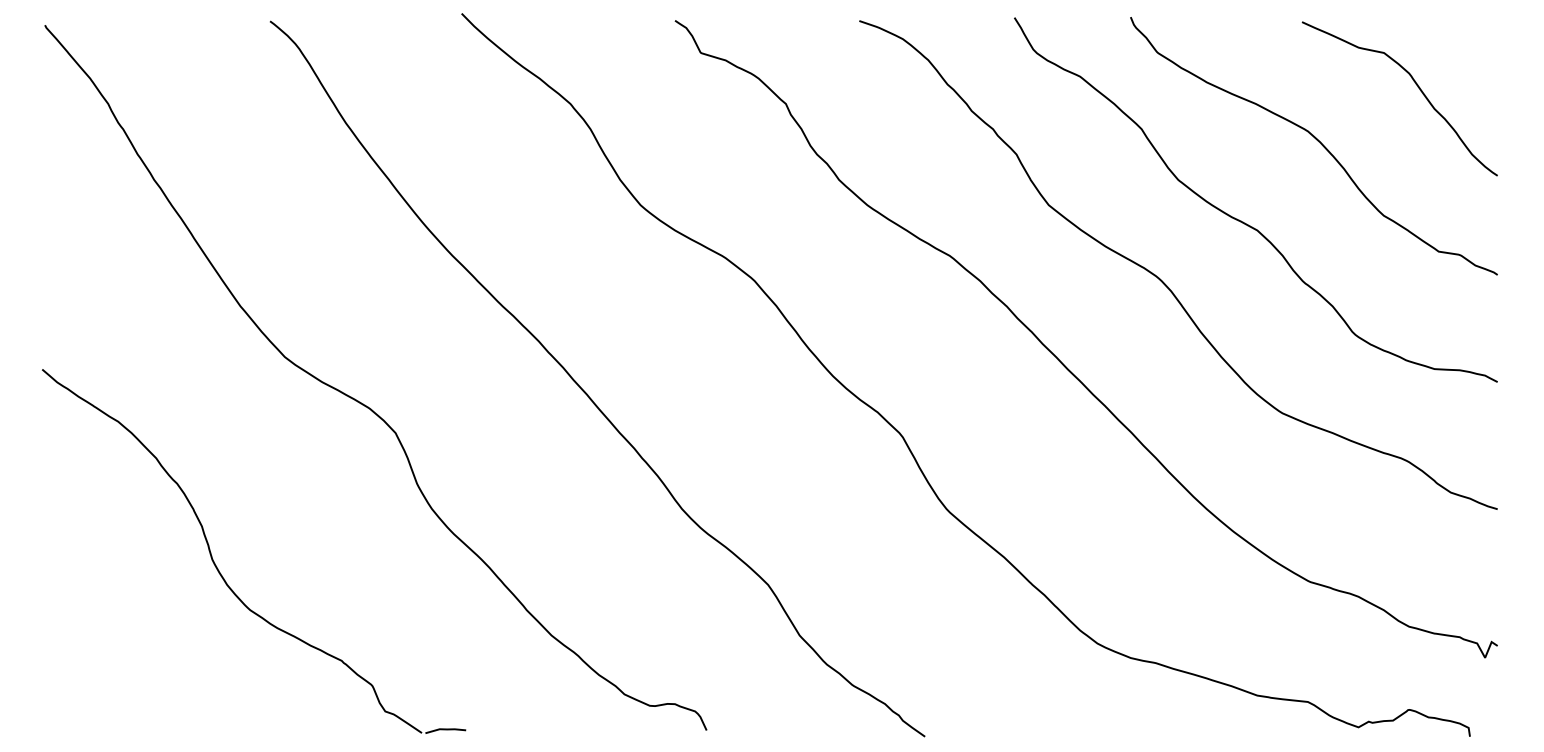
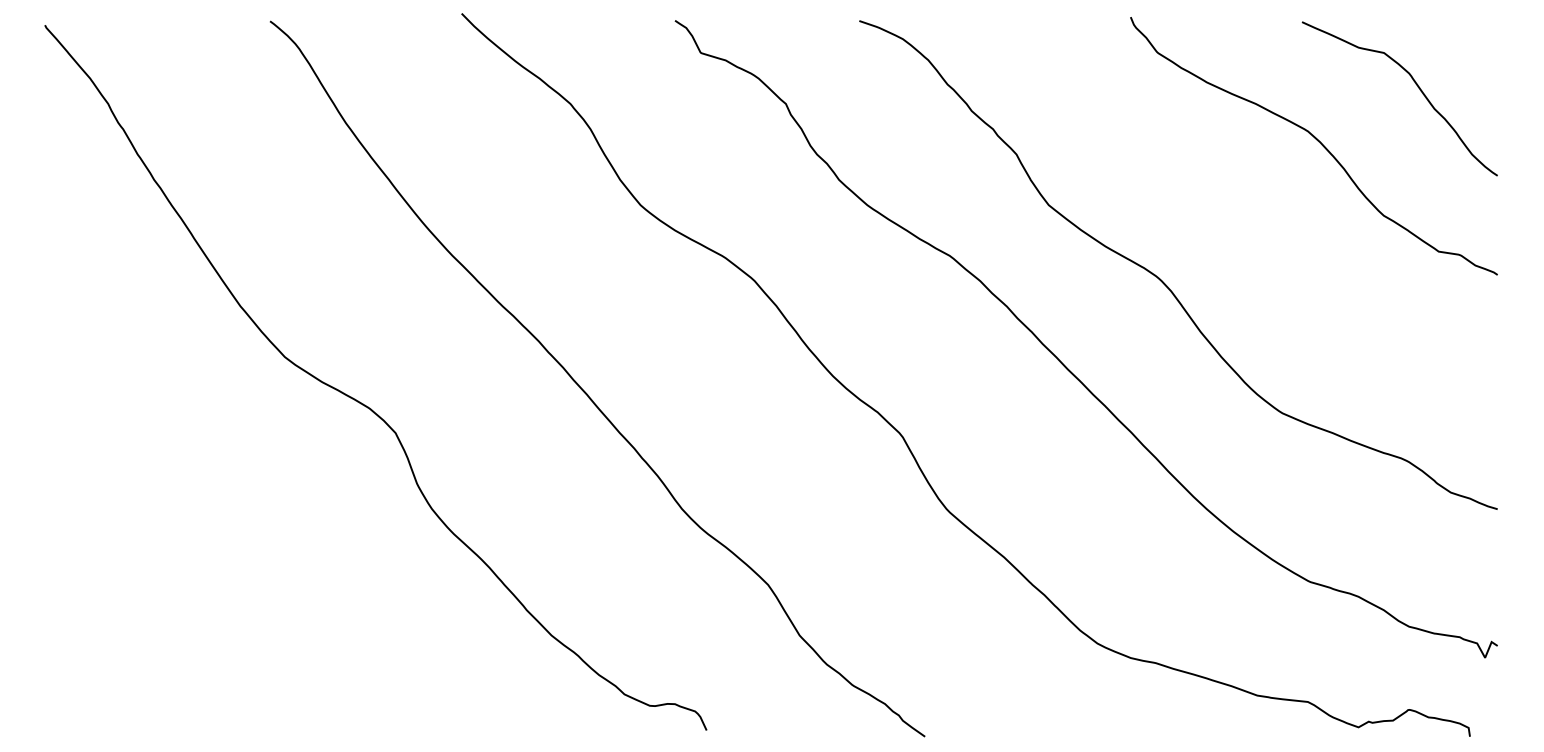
curve: present -> none (1243, 221)
part: present -> none (221, 573)
